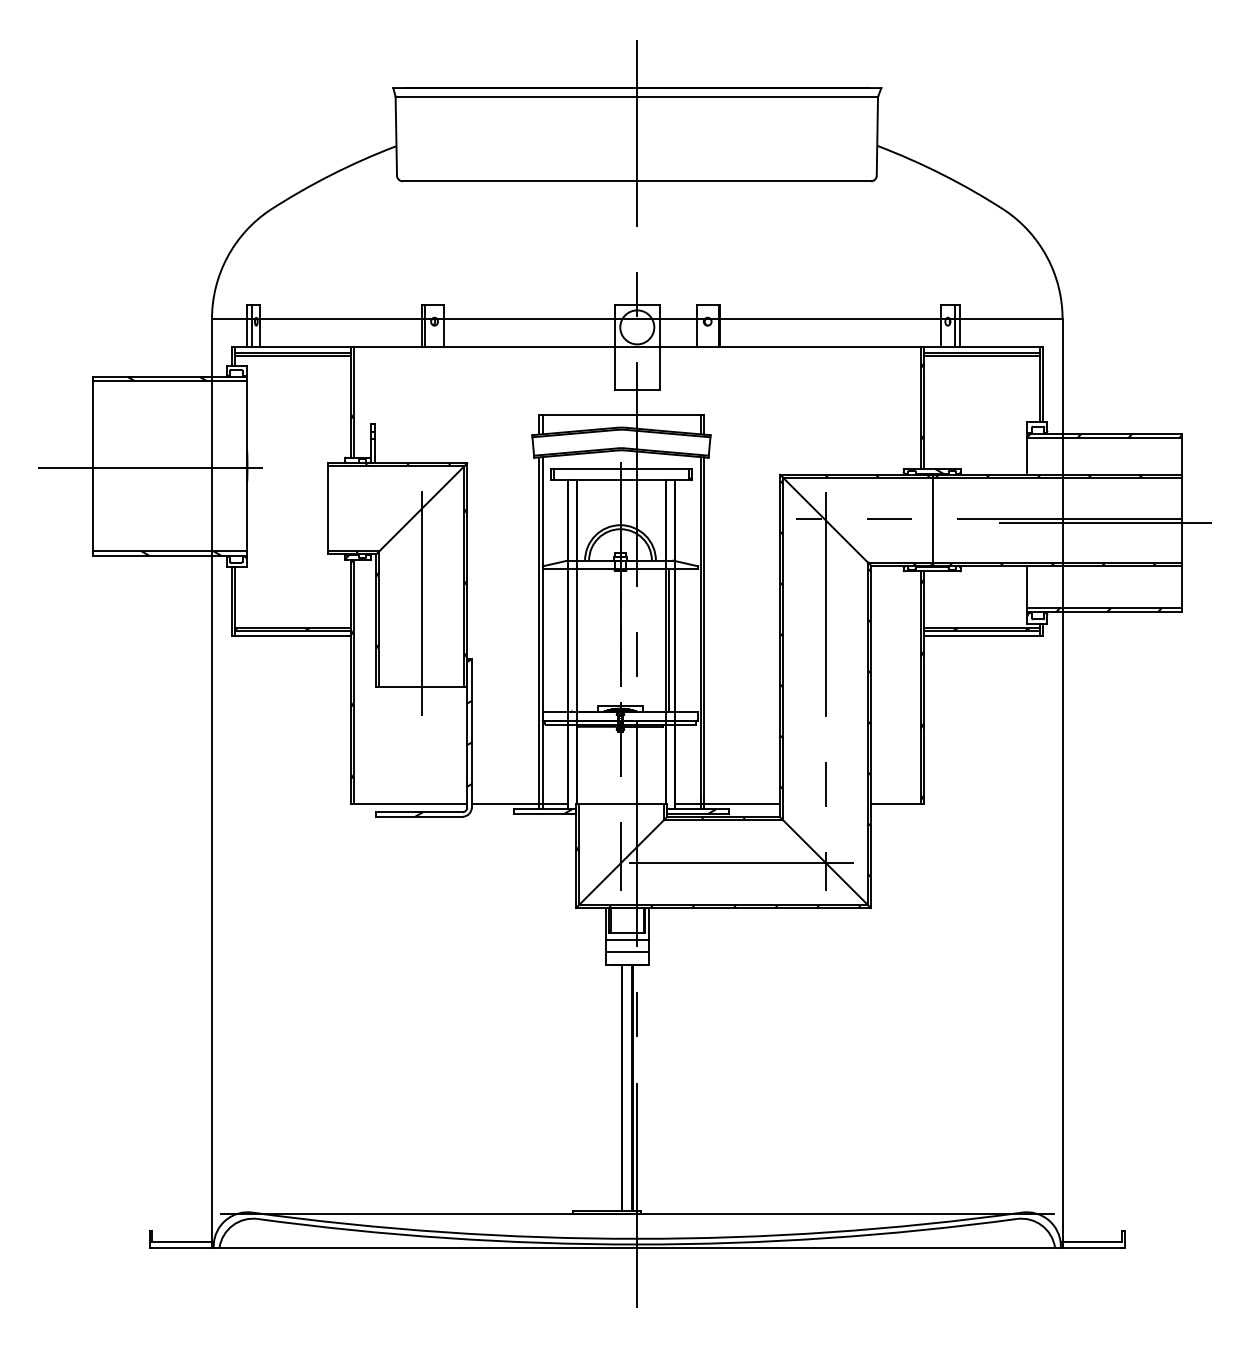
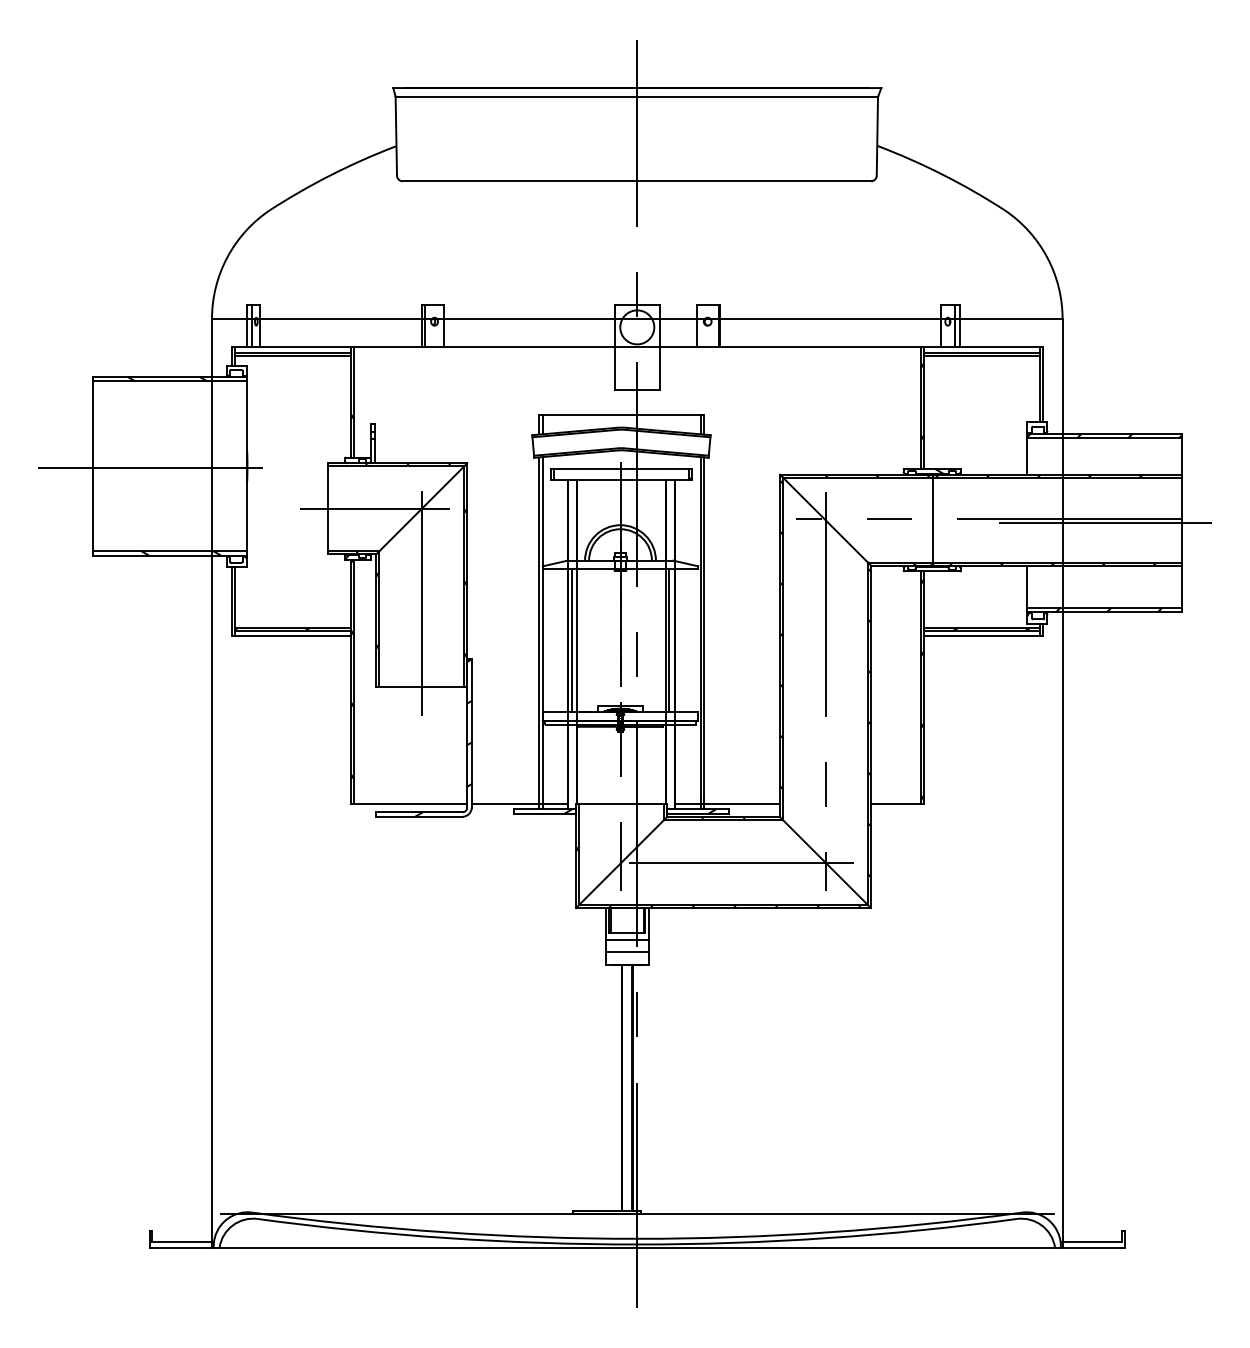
line: none -> present (374, 508)
line: none -> present (572, 640)
